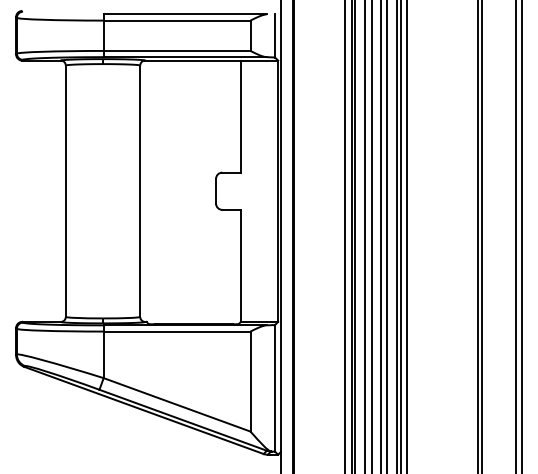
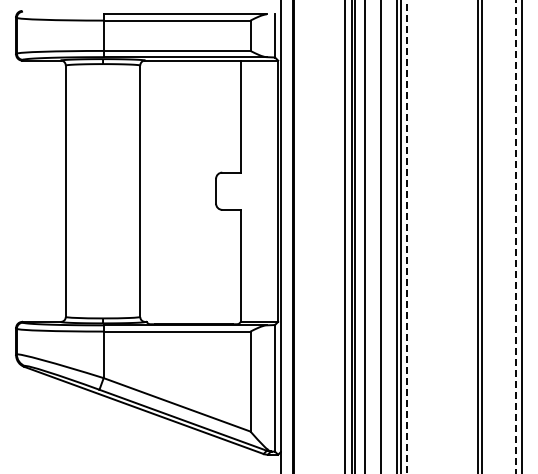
line: present -> none (371, 236)
line: present -> none (386, 236)
line: solid -> dashed (406, 237)
line: solid -> dashed (515, 237)
